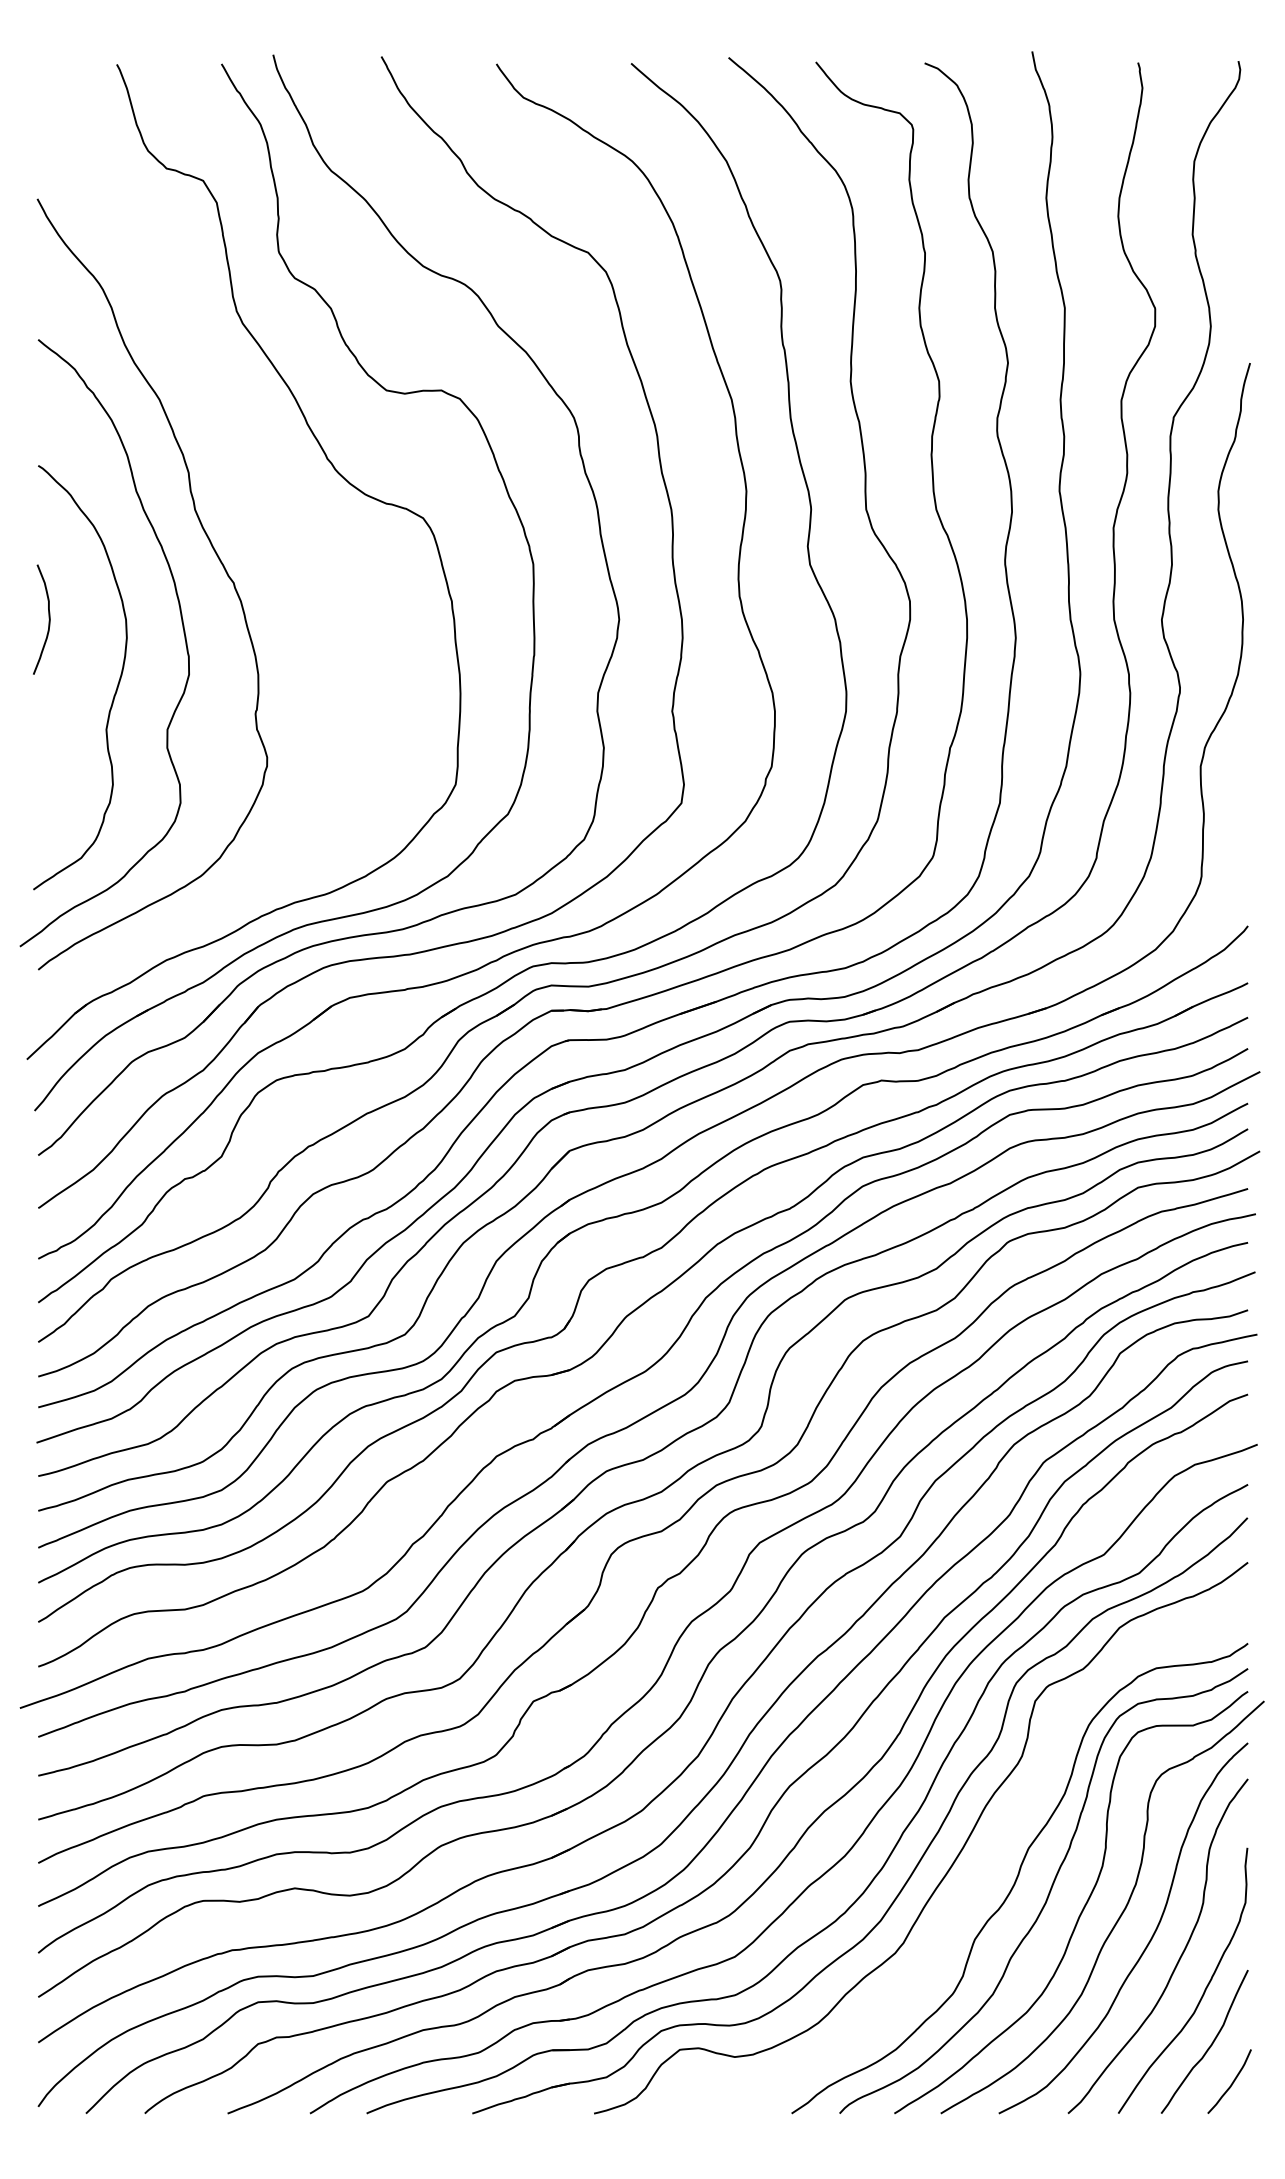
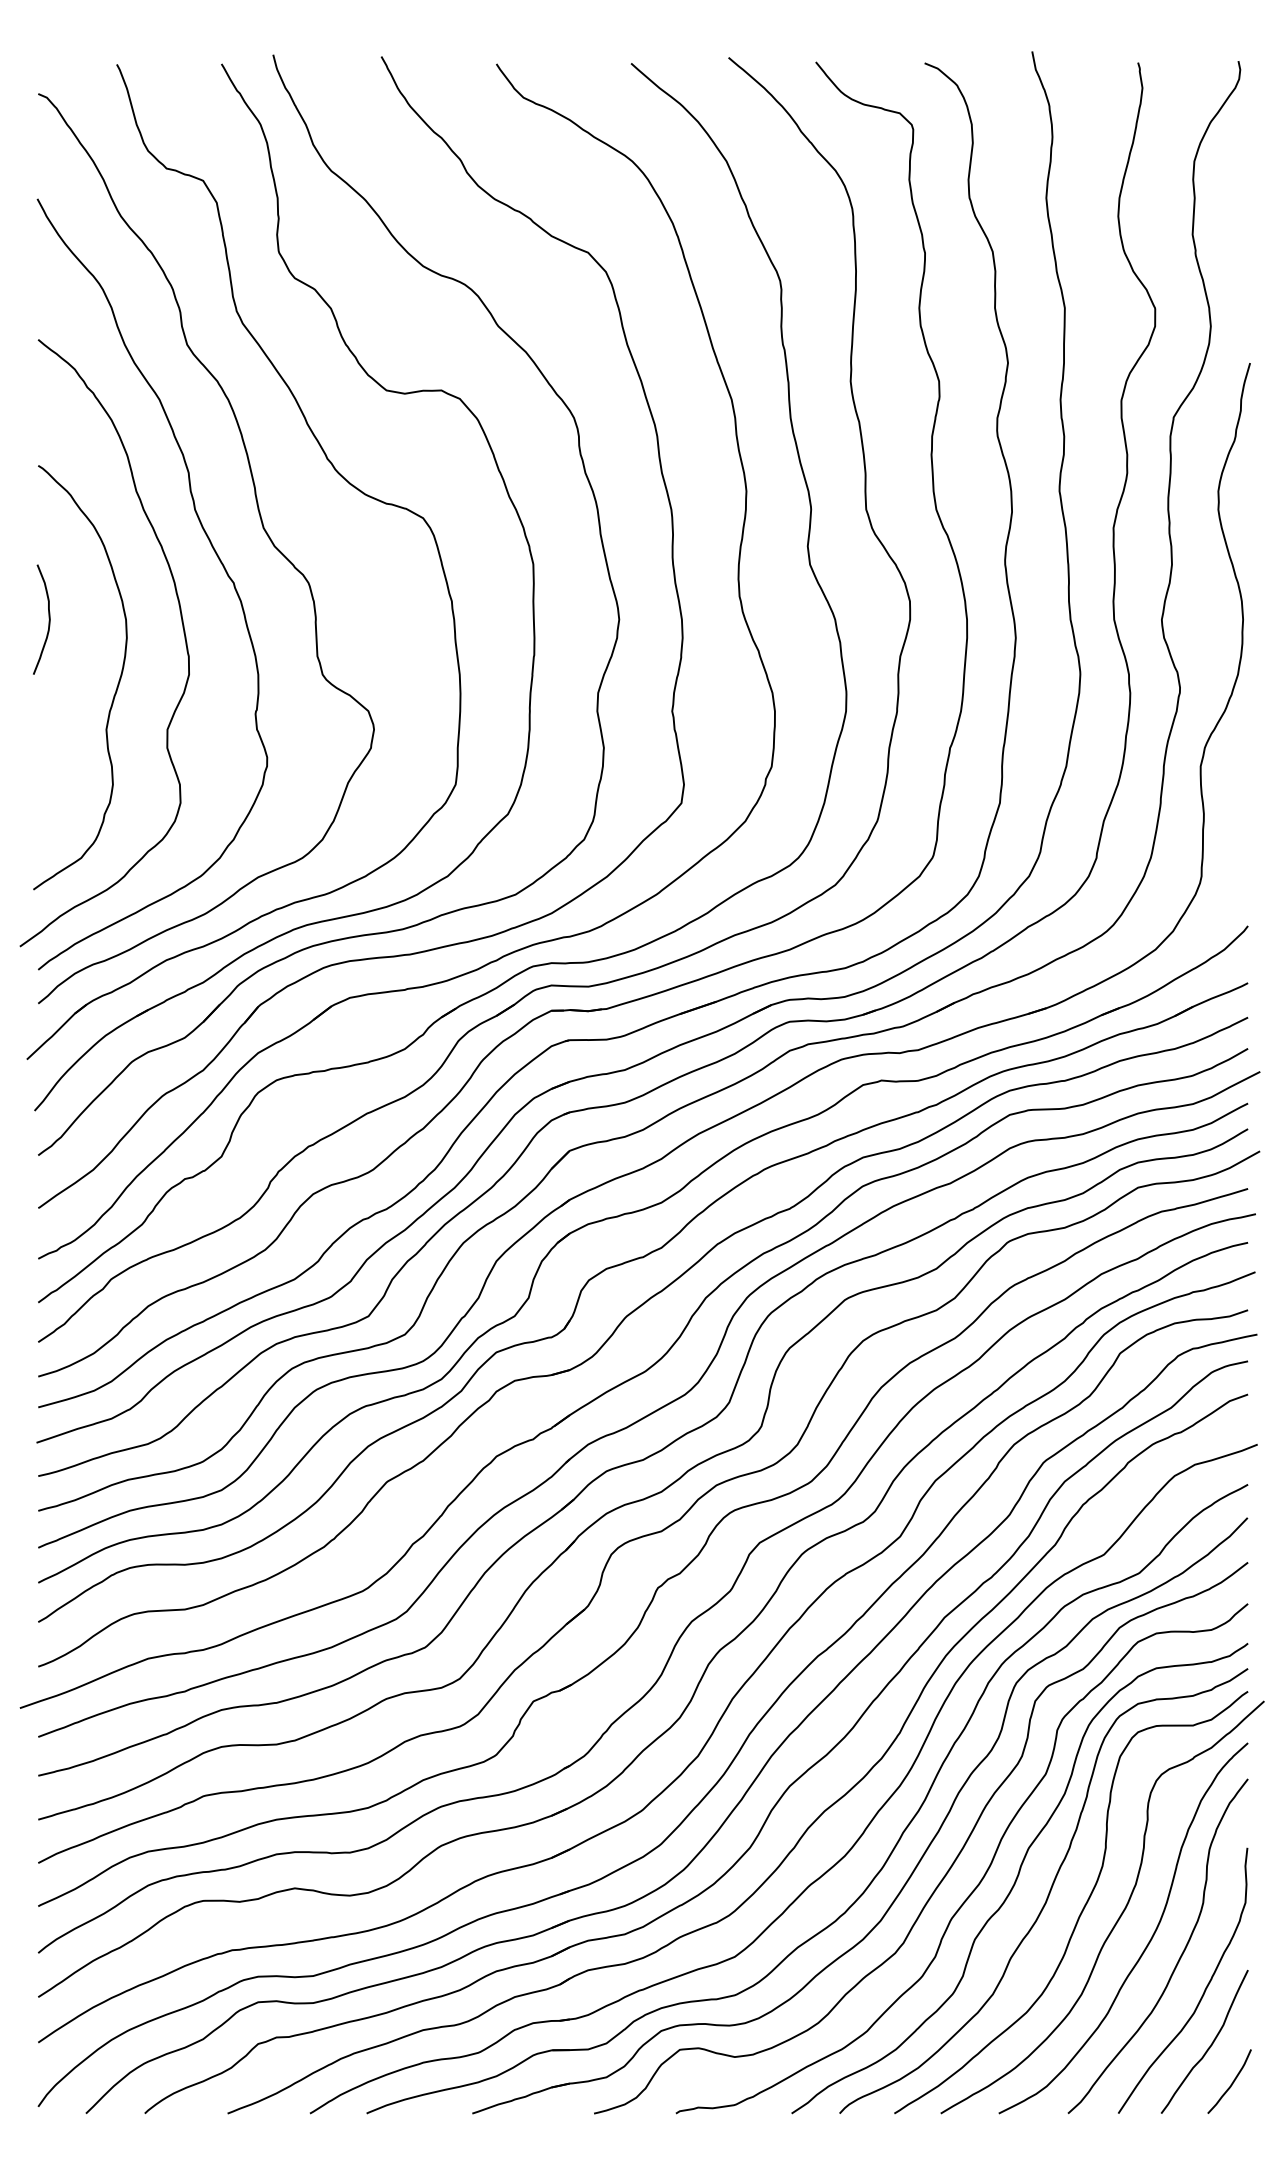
curve: none -> present (262, 528)
curve: none -> present (985, 1871)
